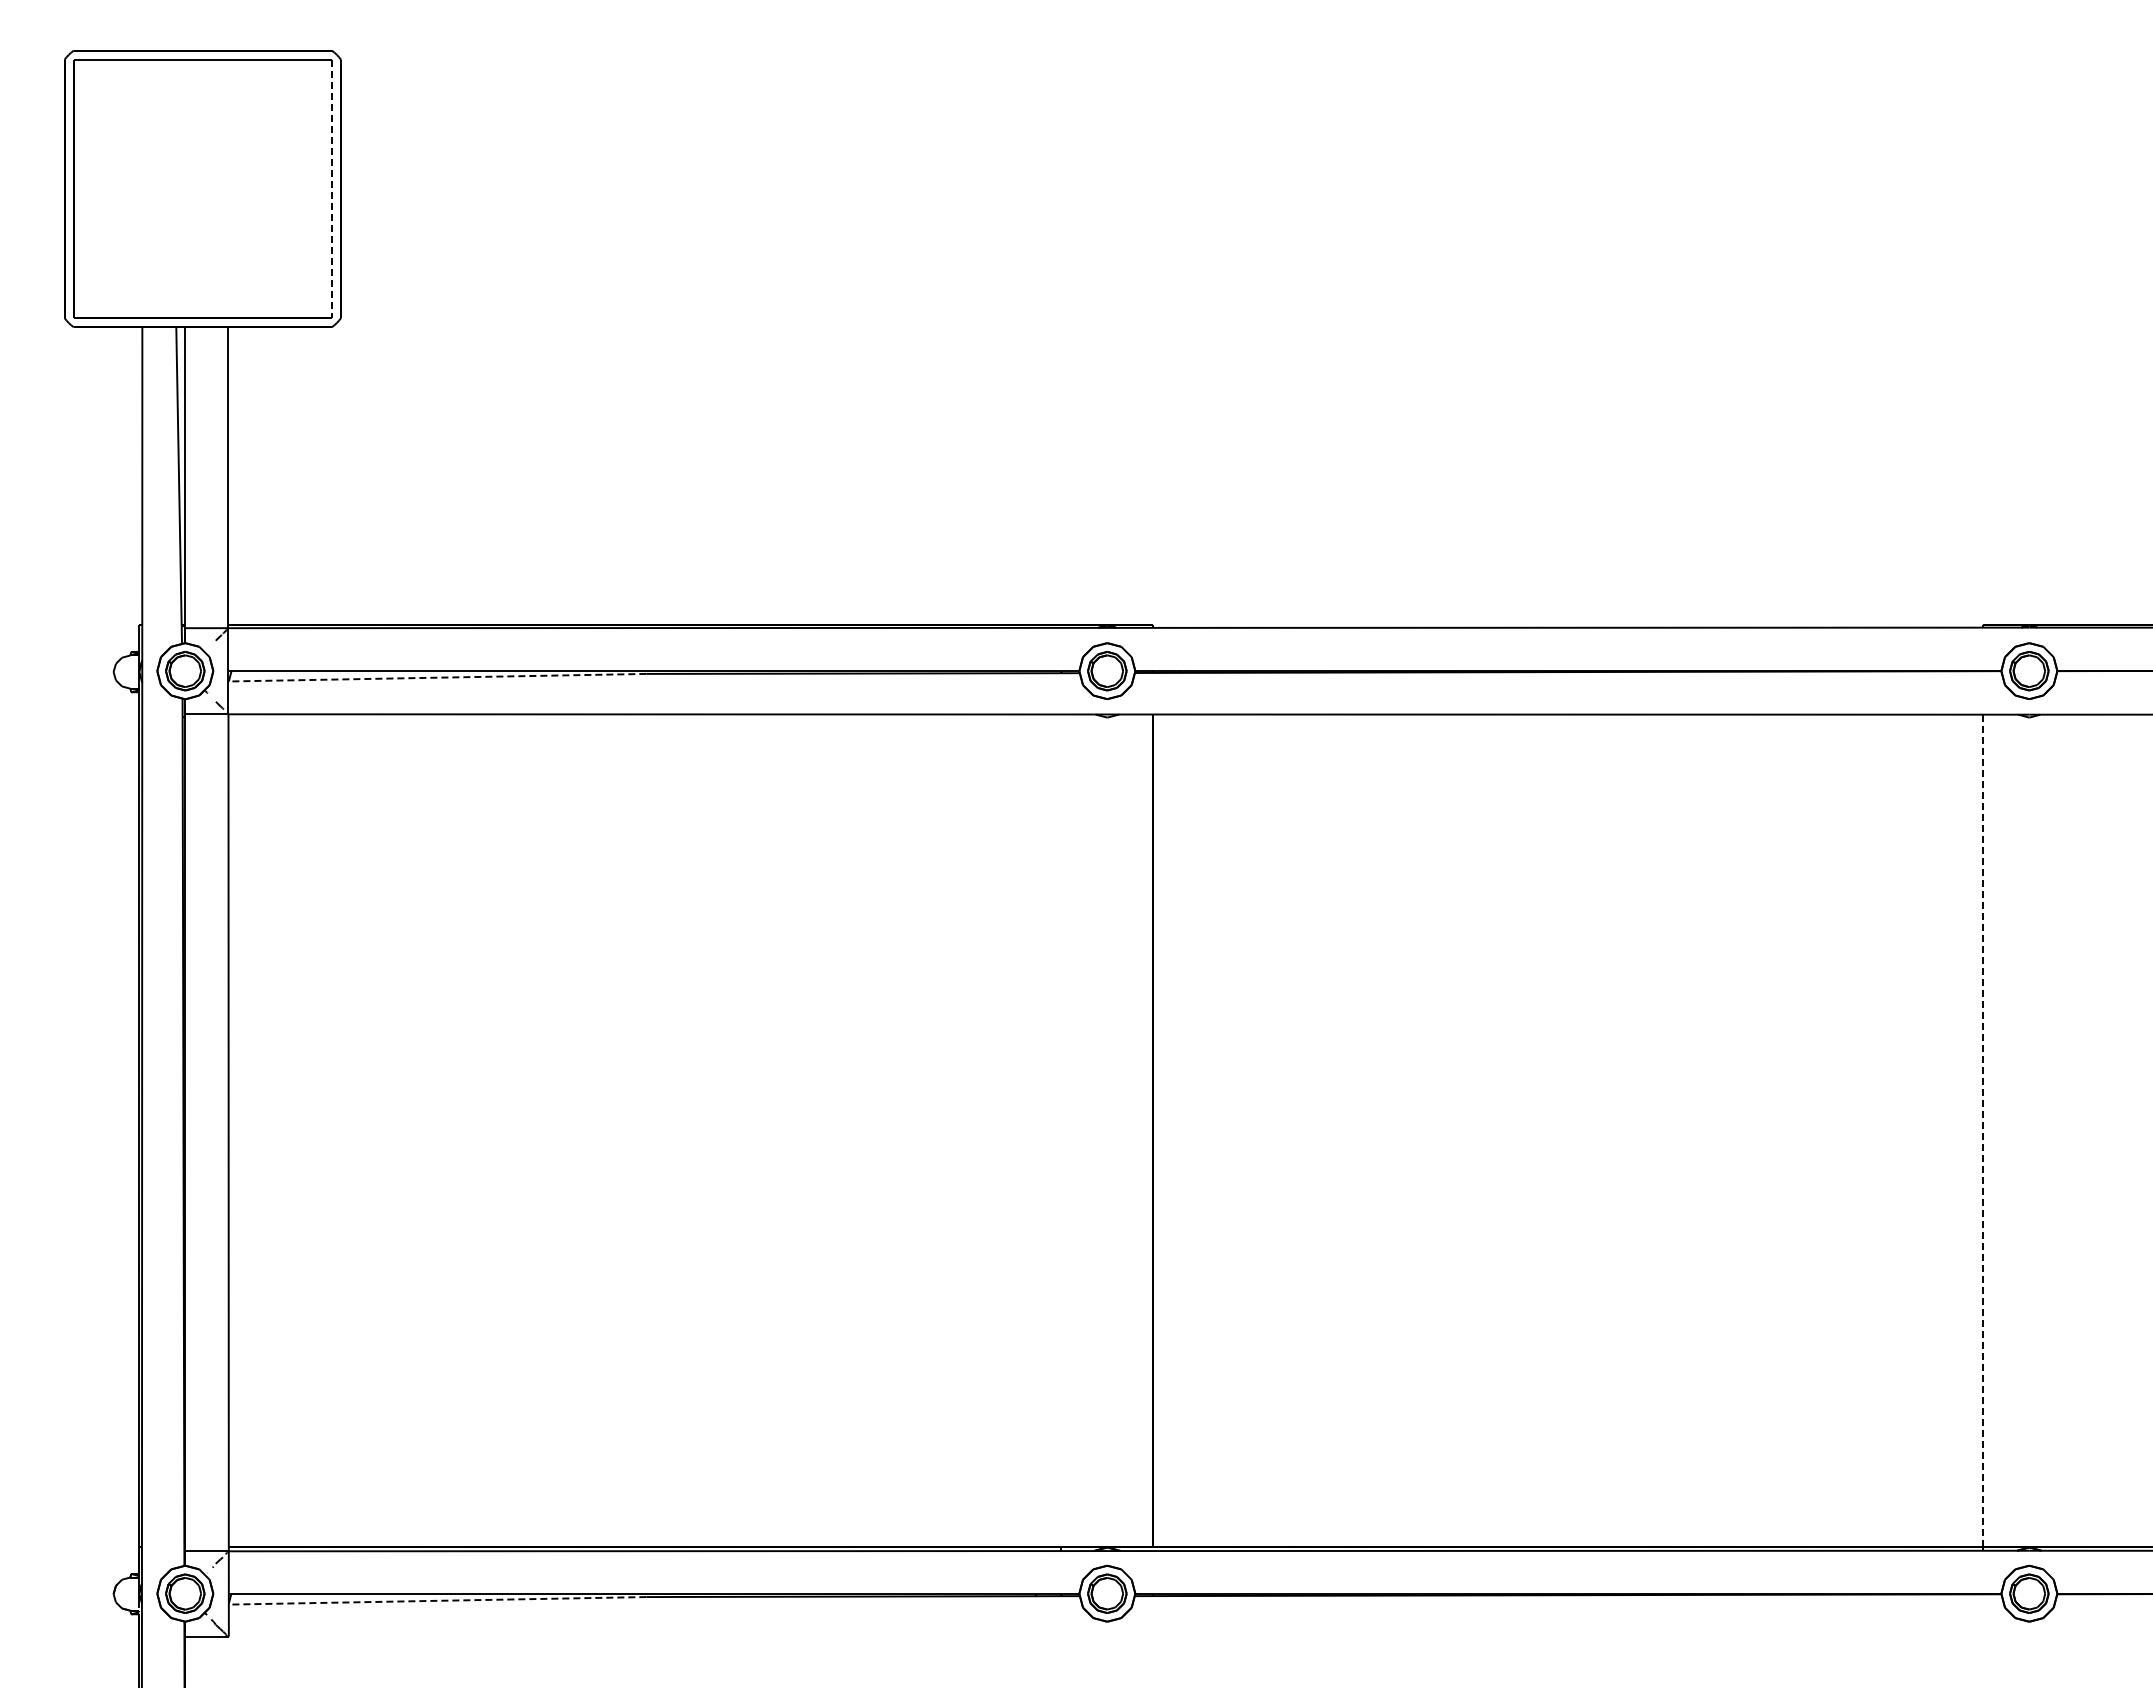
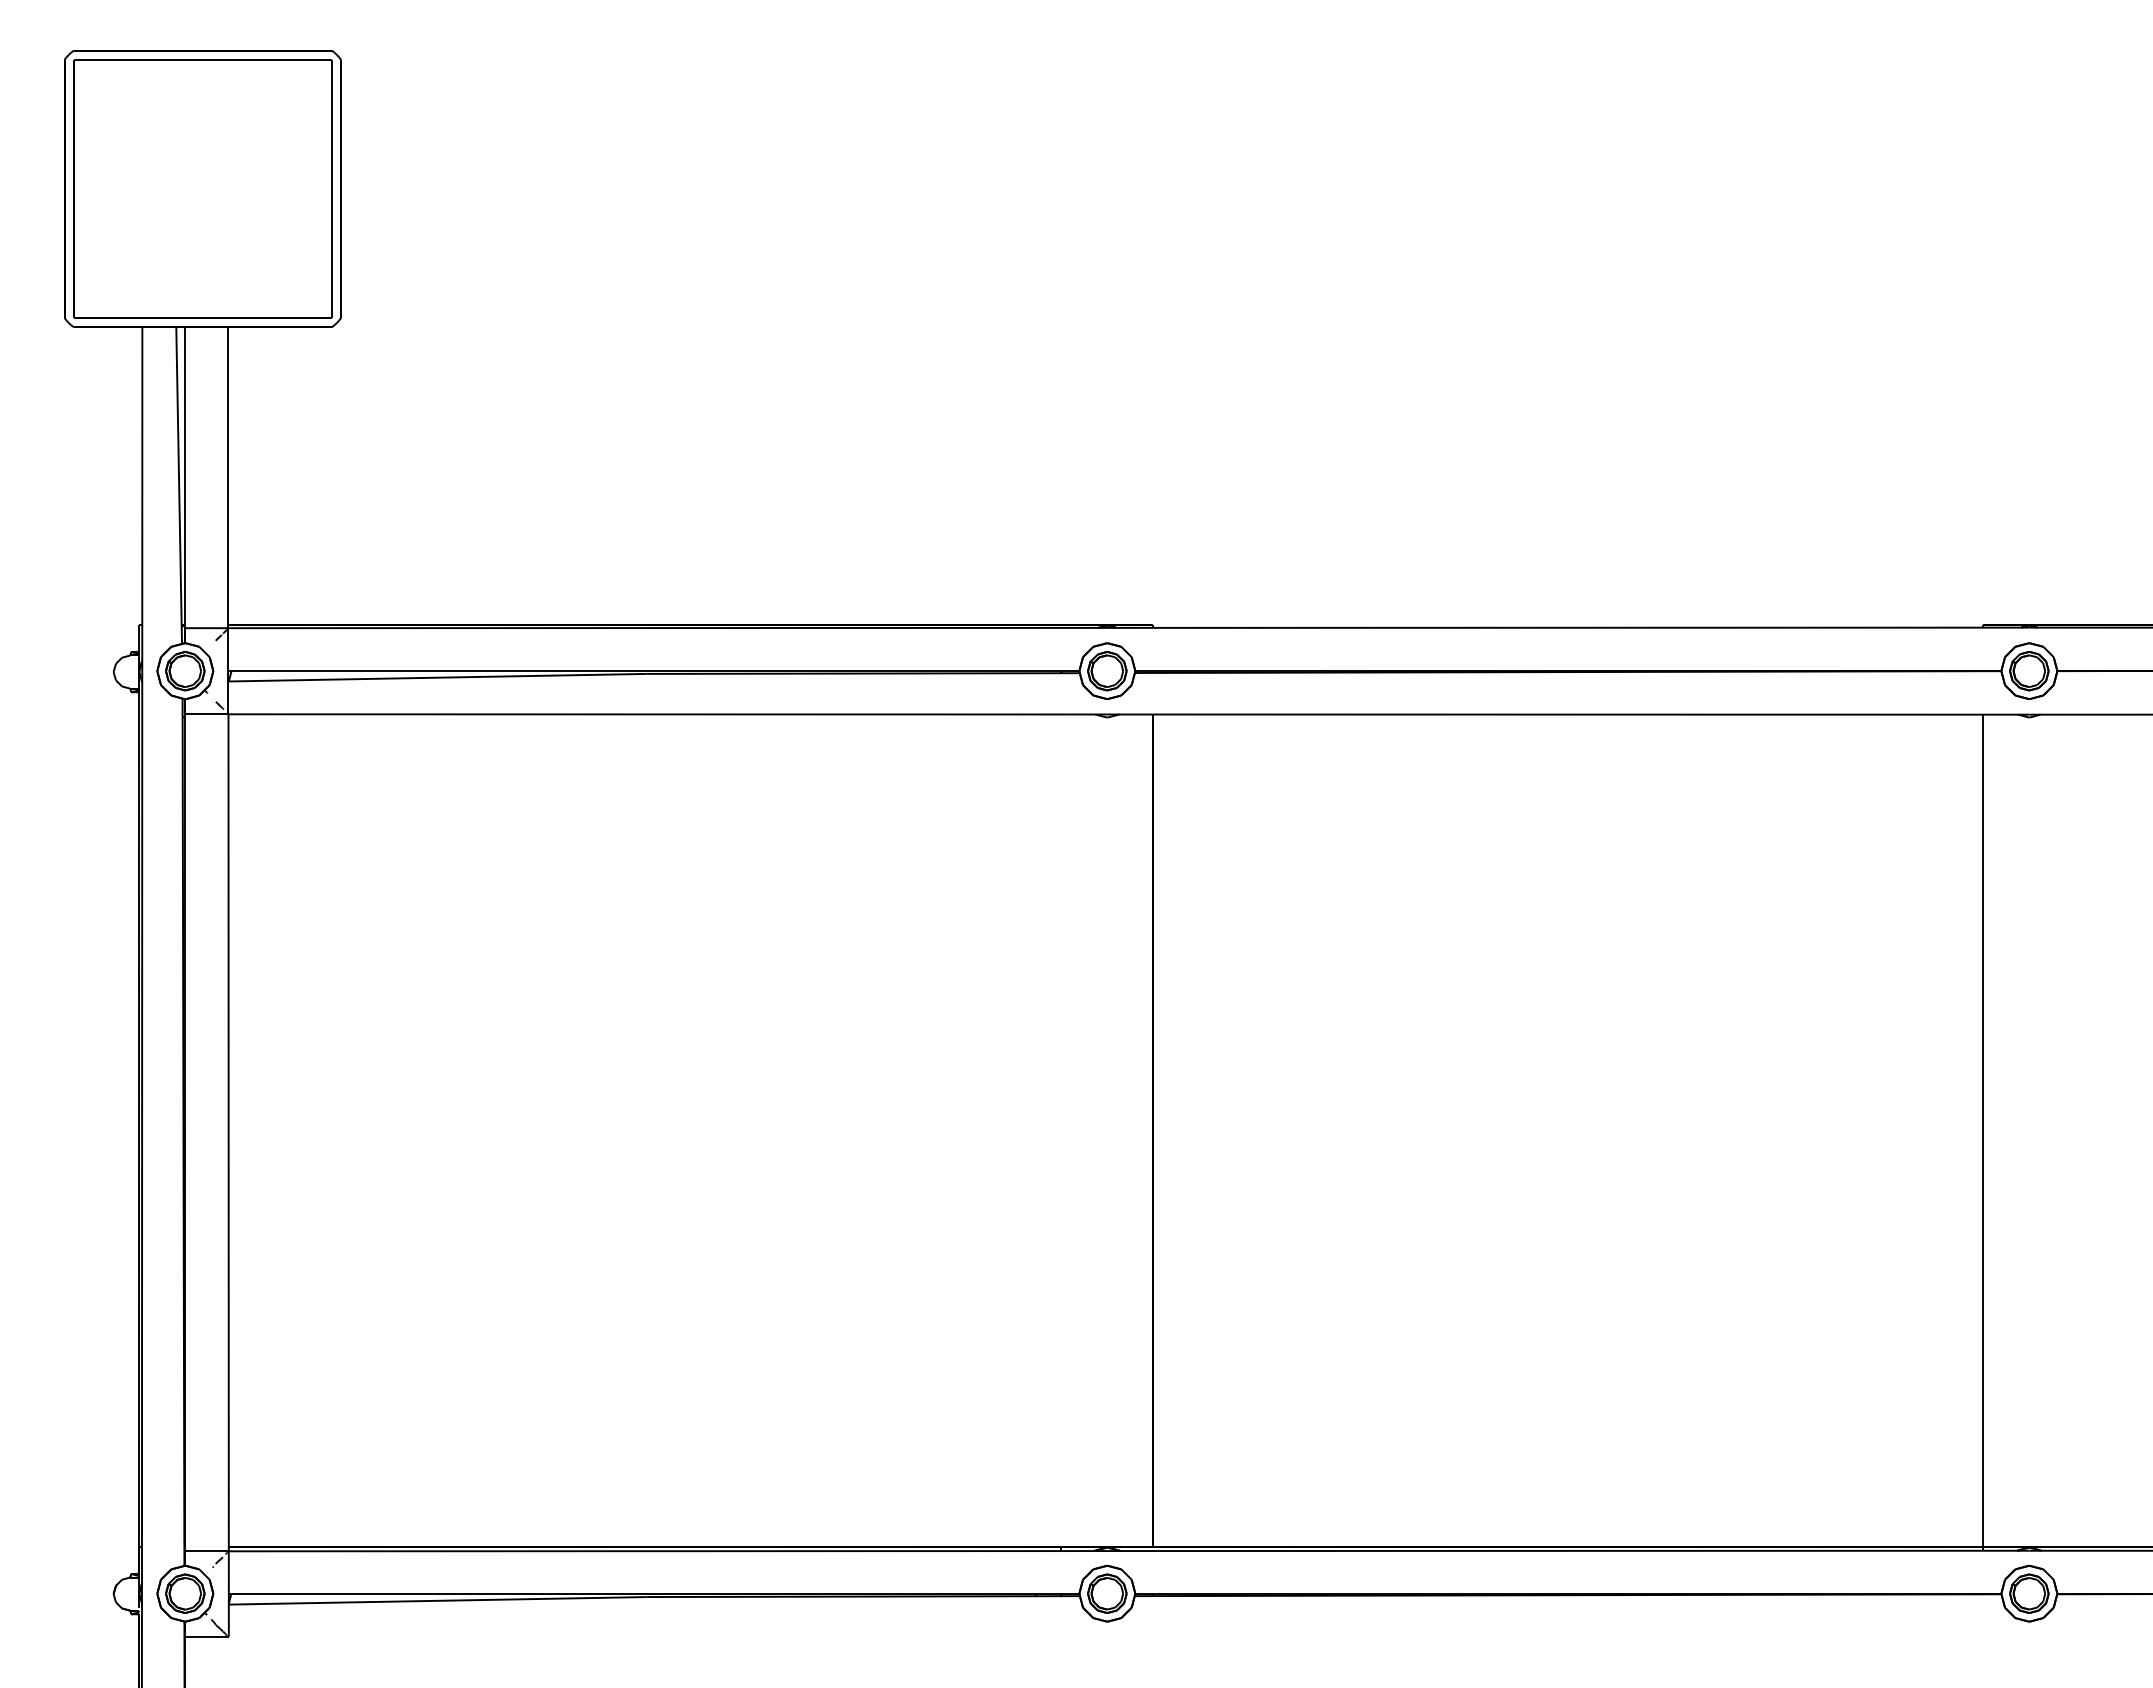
line: dashed -> solid (331, 189)
line: dashed -> solid (437, 677)
line: dashed -> solid (1983, 1131)
line: dashed -> solid (437, 1600)
